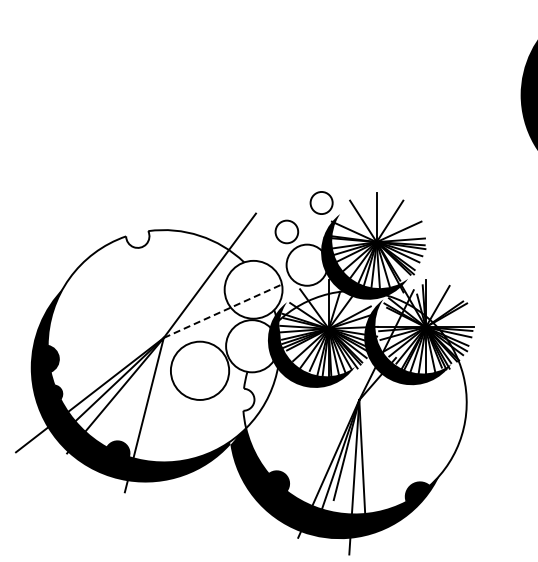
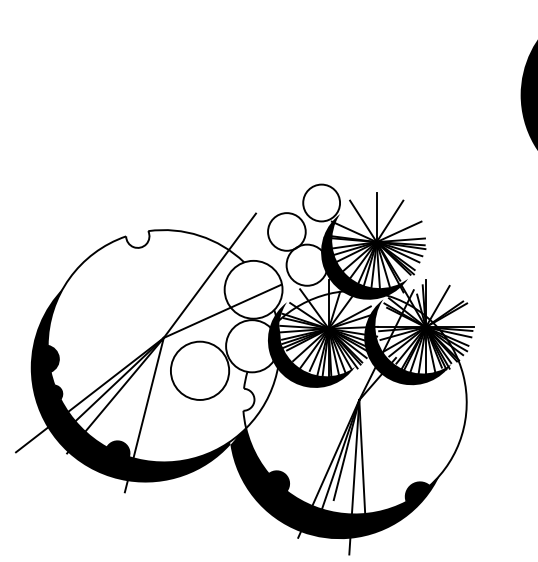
circle diameter: 22 px -> 37 px (321, 202)
circle diameter: 23 px -> 38 px (286, 231)
line: dashed -> solid (222, 311)
